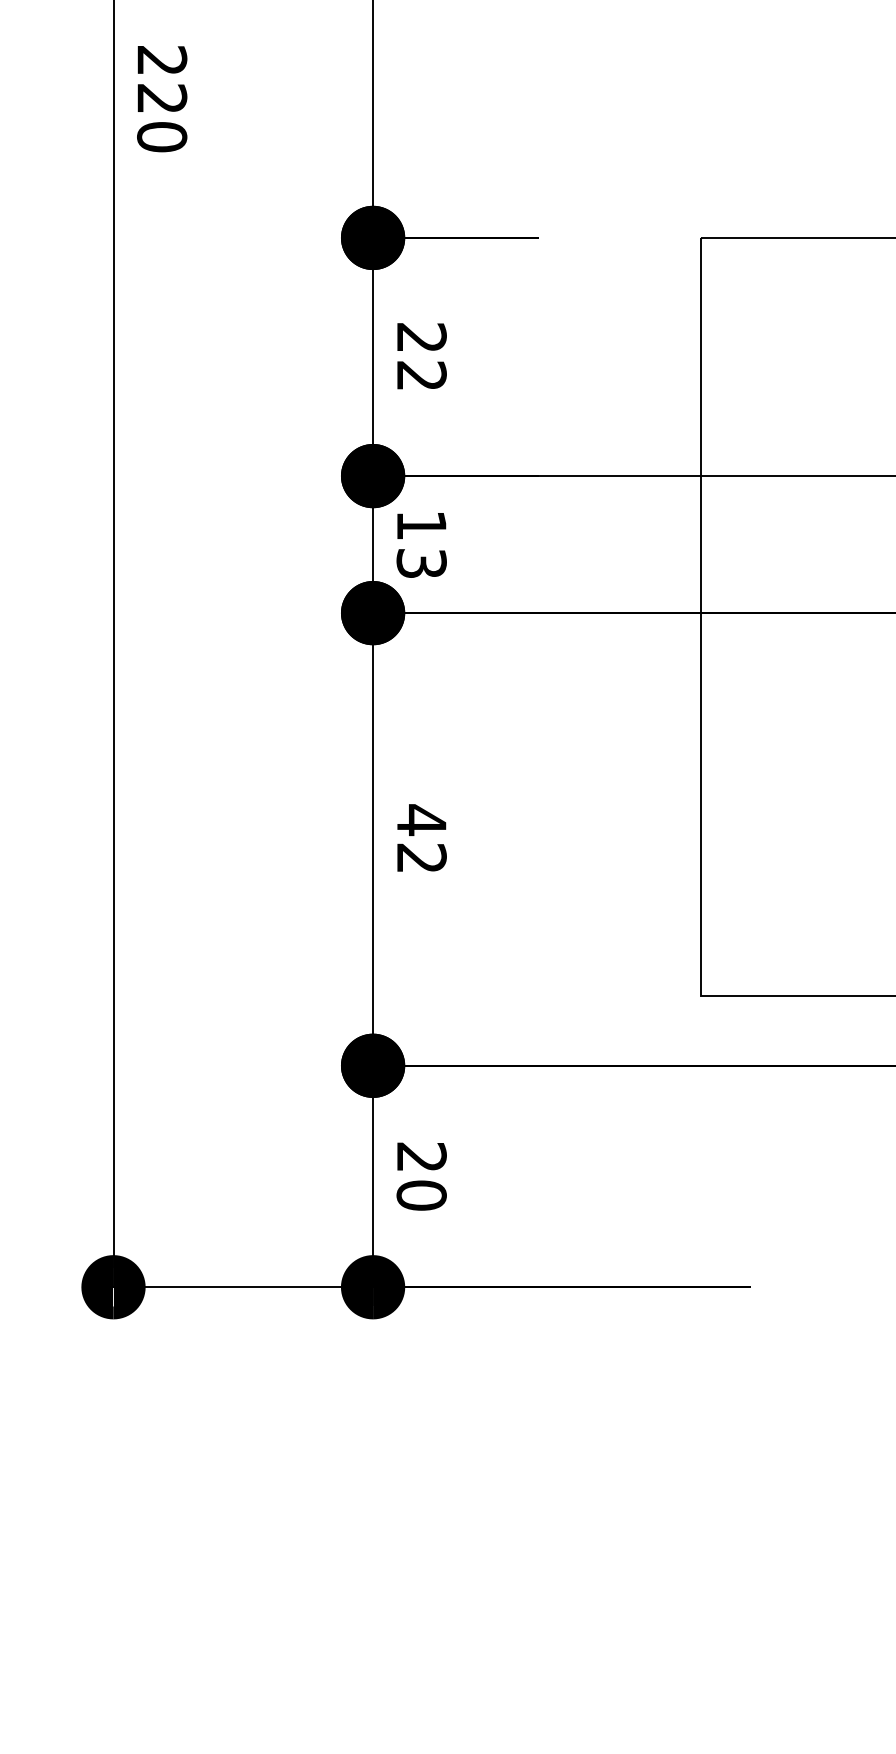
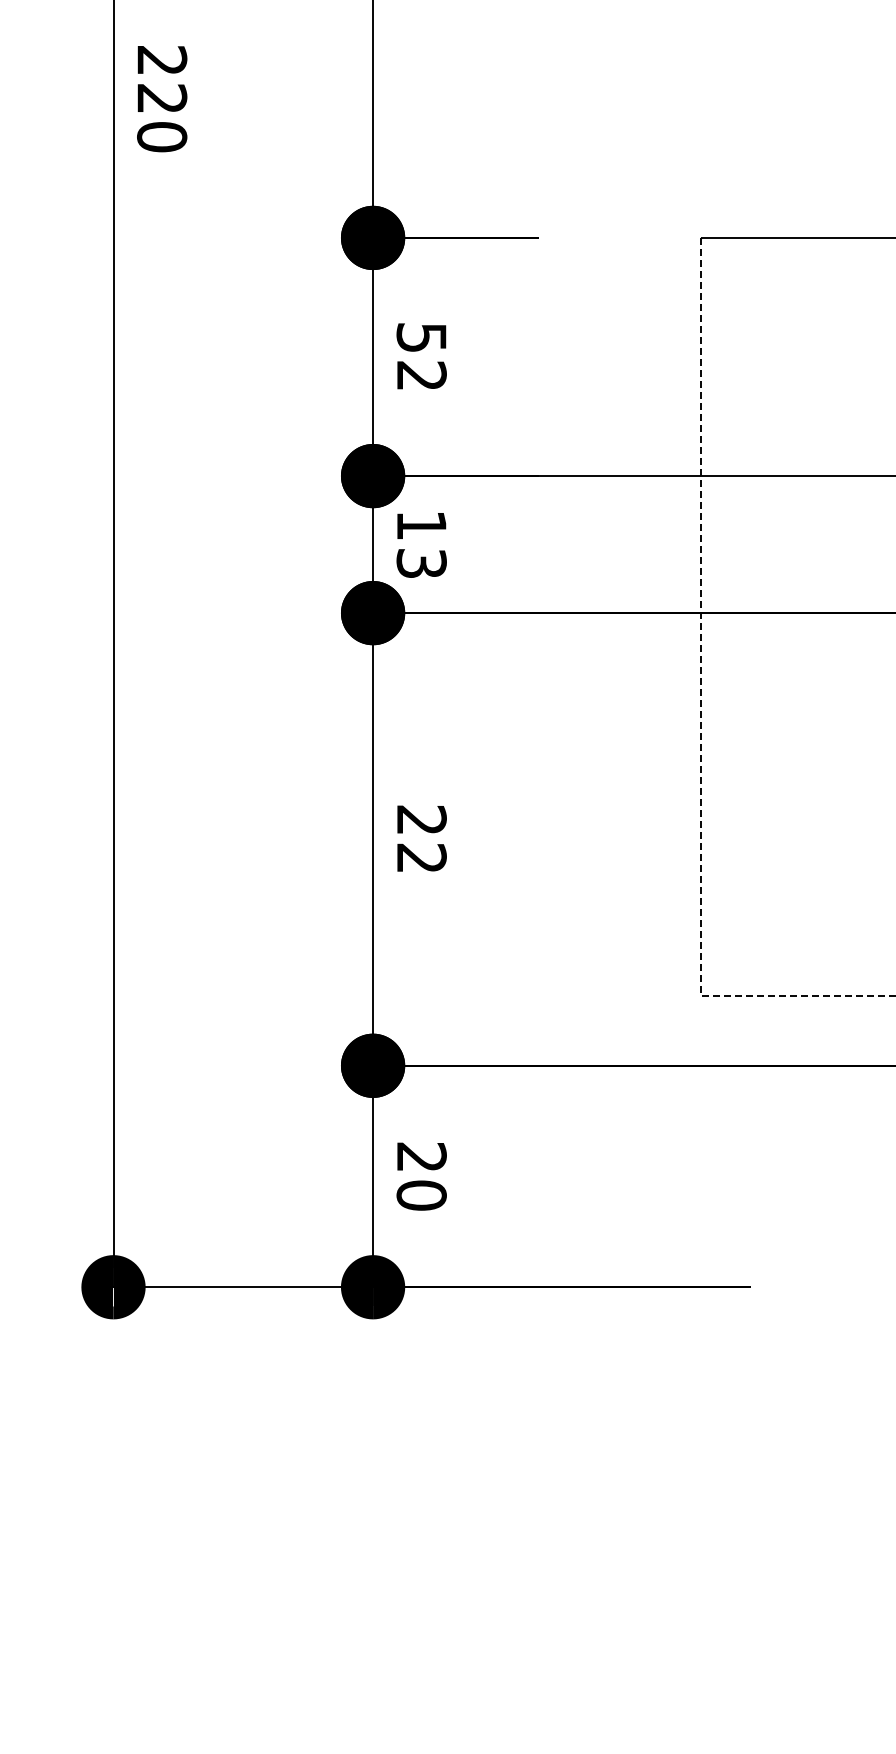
text: 22 -> 52 (421, 337)
line: solid -> dashed (700, 714)
text: 42 -> 22 (421, 820)
